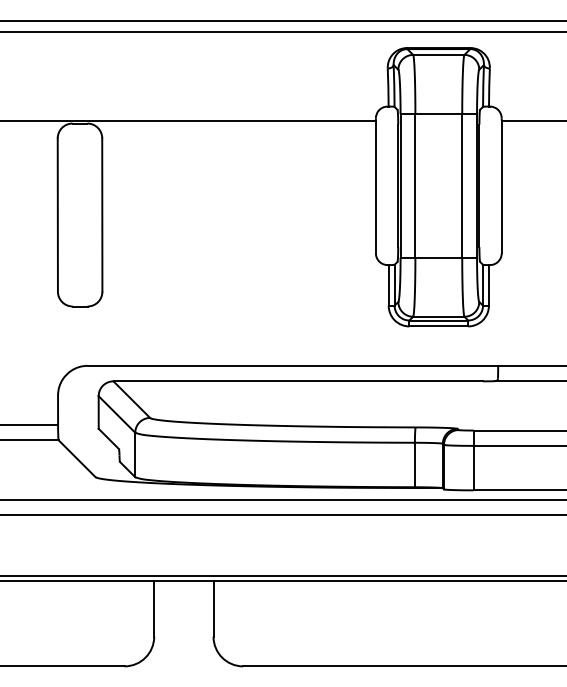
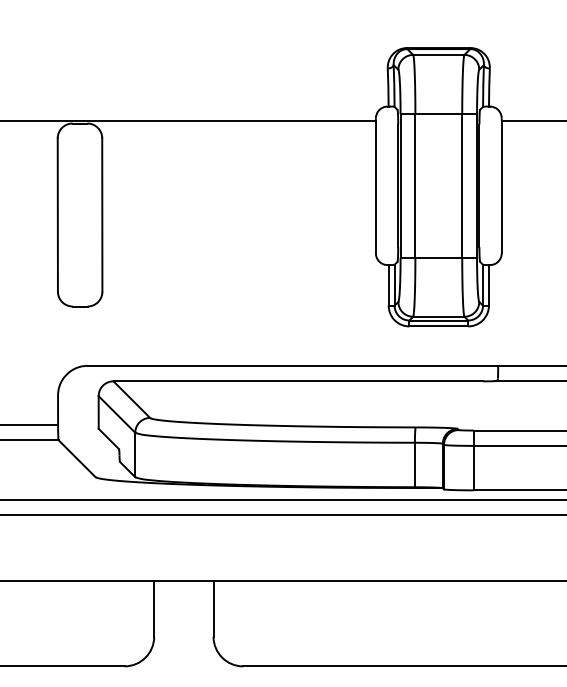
line: present -> none (282, 20)
line: present -> none (282, 31)
line: present -> none (282, 575)
